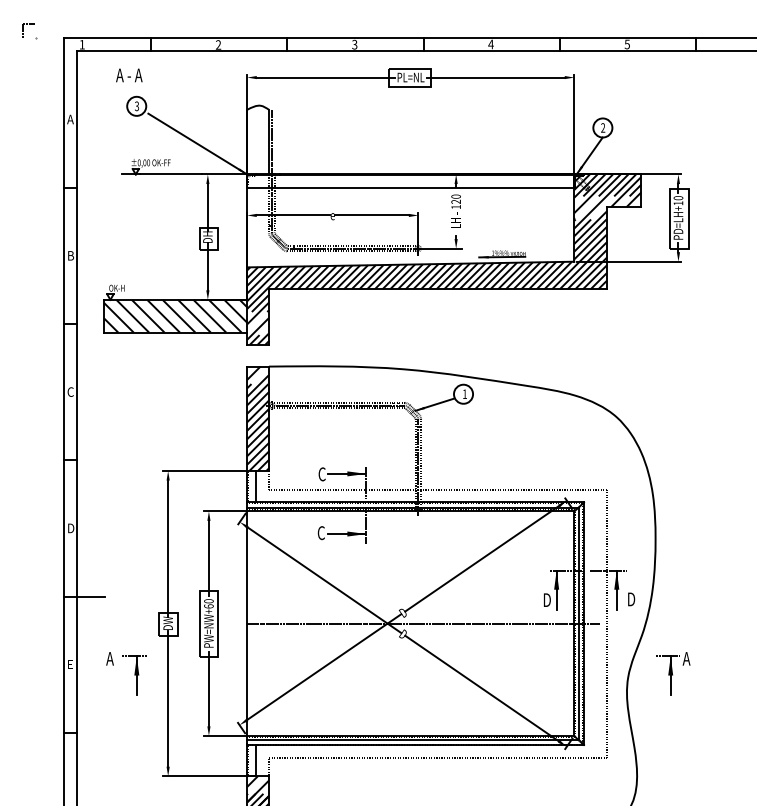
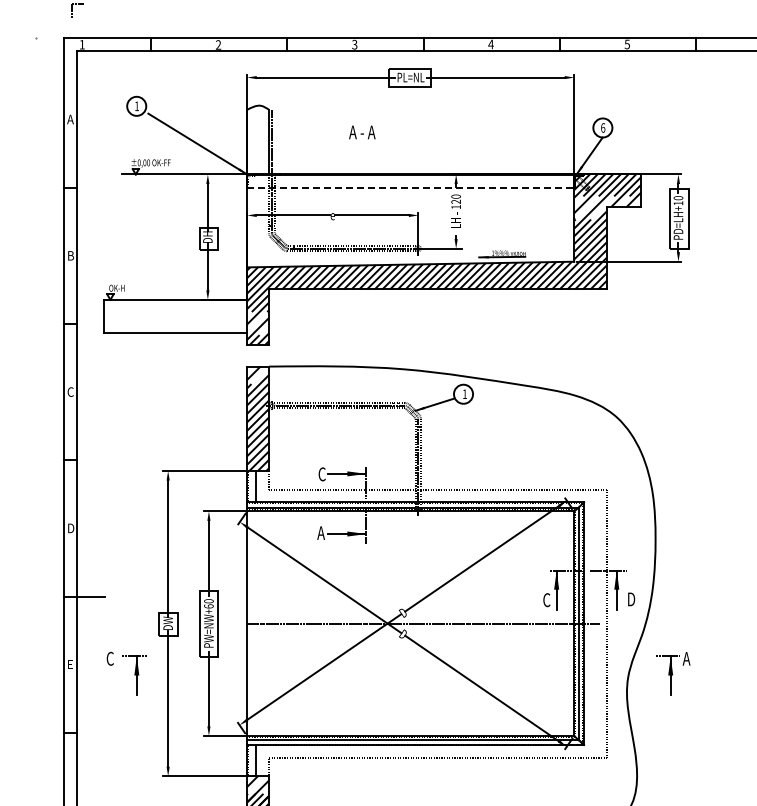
part position: (28, 30) -> (77, 10) (77, 10)
text position: (129, 75) -> (362, 132) (362, 132)
text: 3 -> 1 (136, 106)
text: 2 -> 6 (603, 127)
line: solid -> dashed (410, 188)
hatch: present -> none (175, 315)
text: C -> A (320, 533)
text: D -> C (546, 600)
text: A -> C (109, 658)
